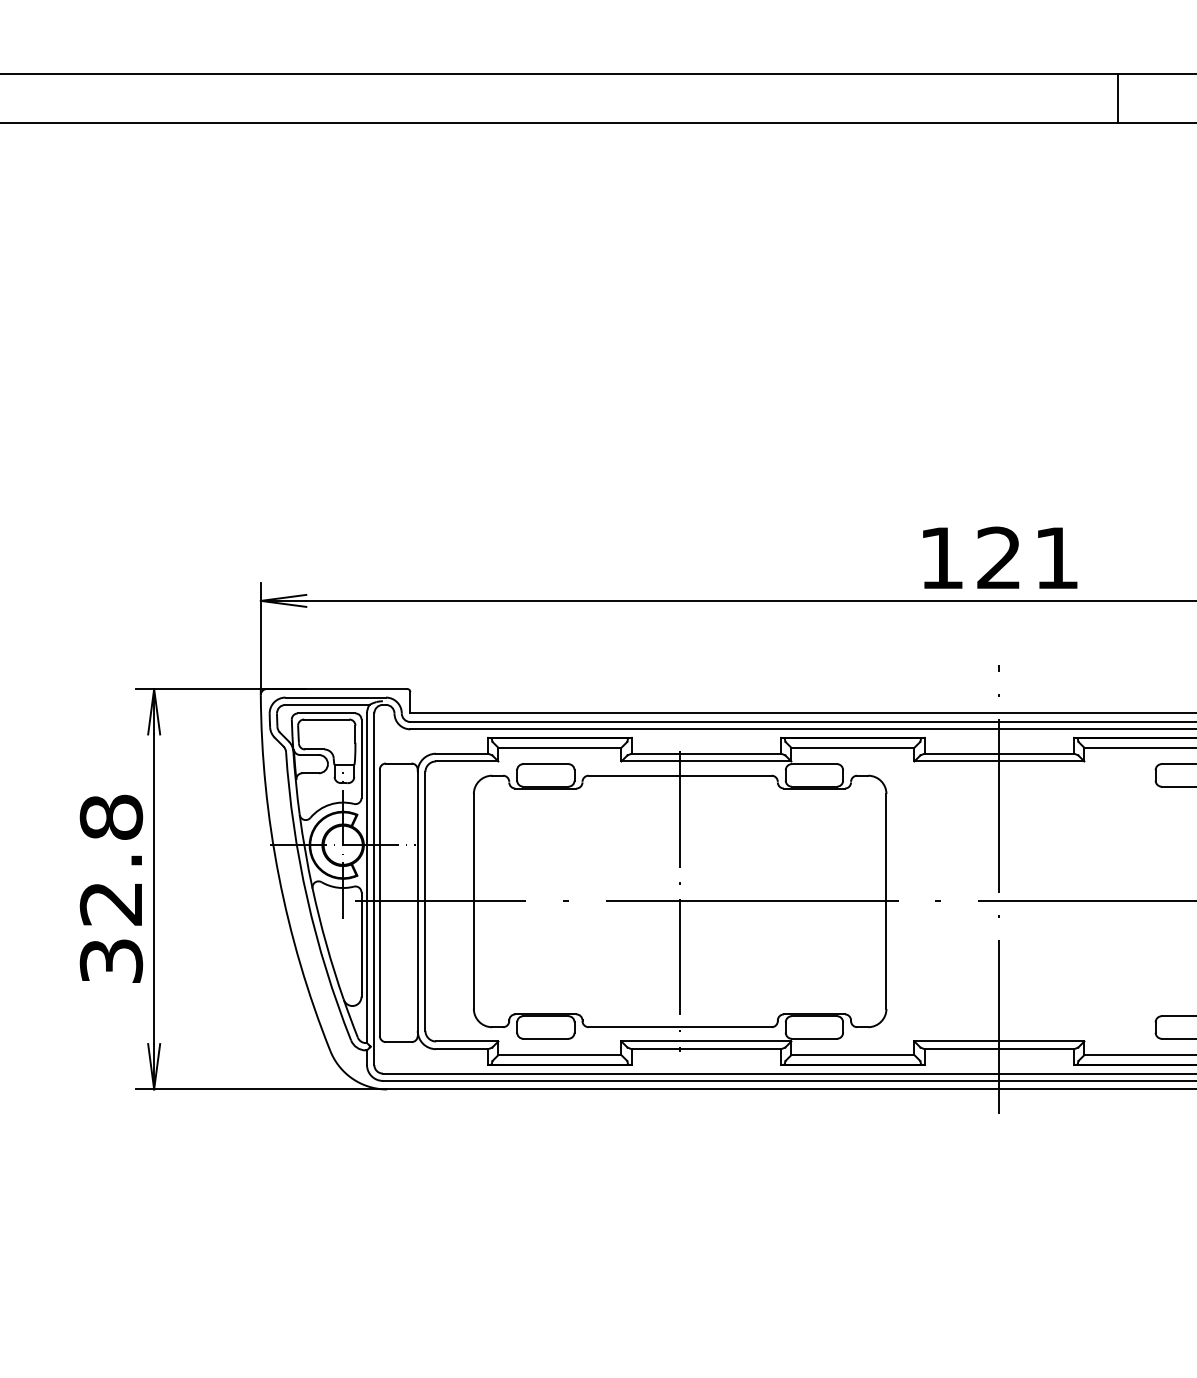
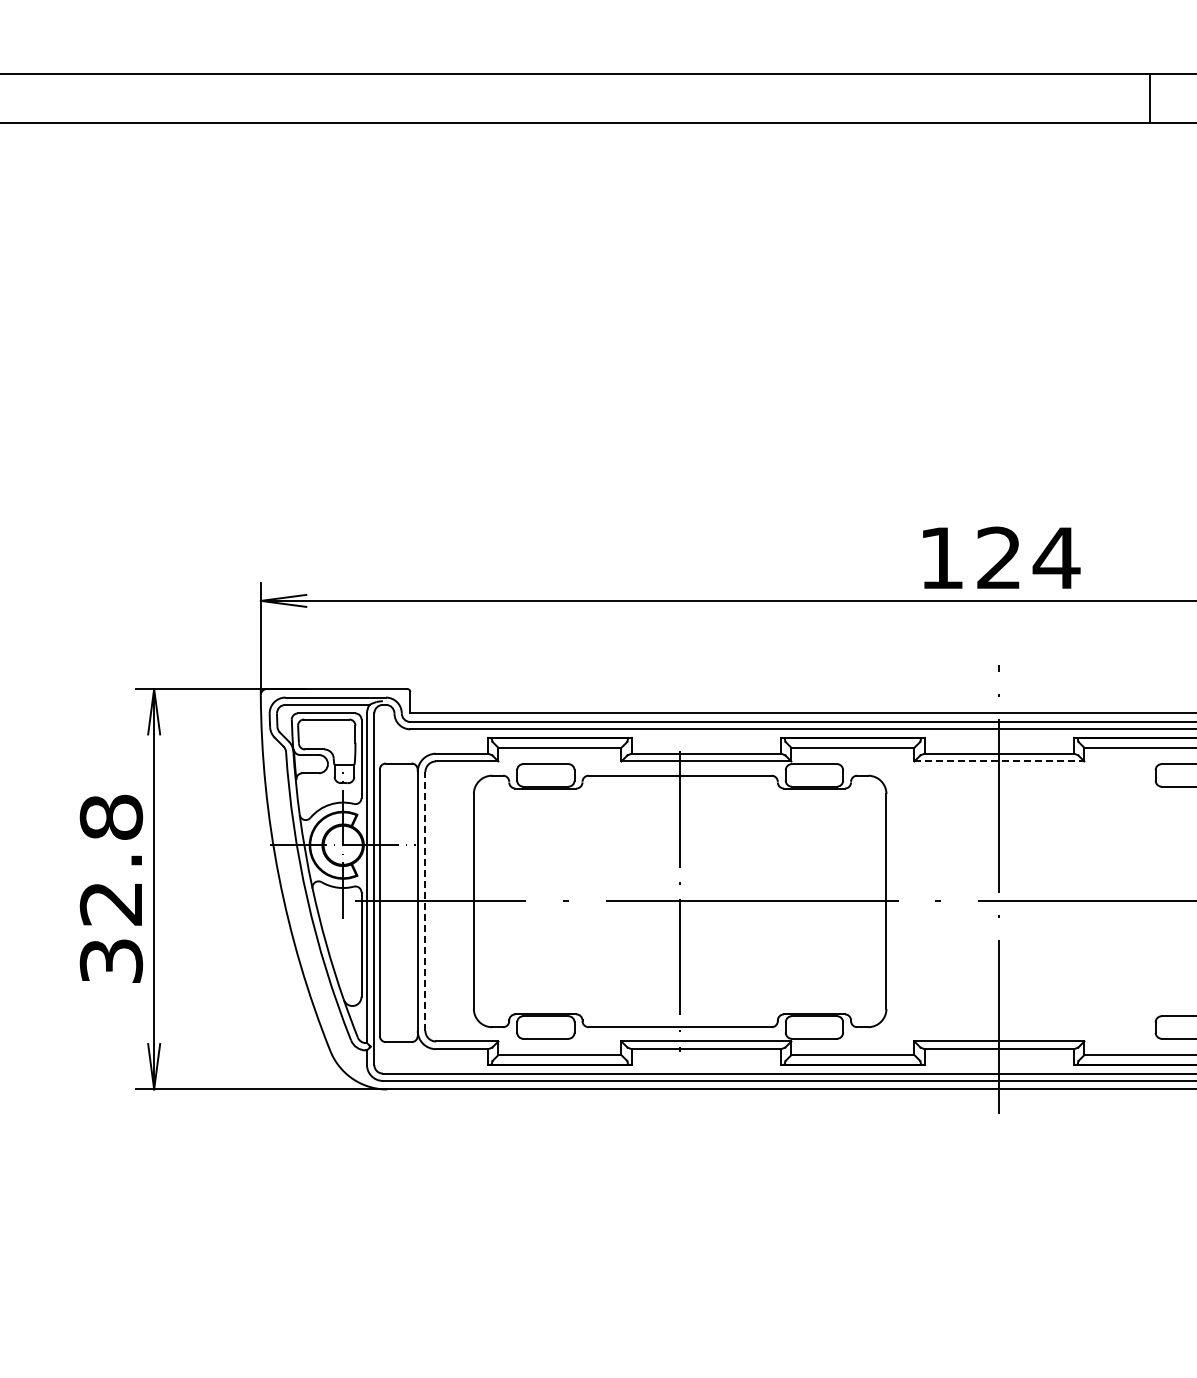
line position: (1117, 98) -> (1149, 98) (1149, 98)
text: 121 -> 124 (1056, 557)
line: solid -> dashed (999, 761)
line: solid -> dashed (425, 900)
